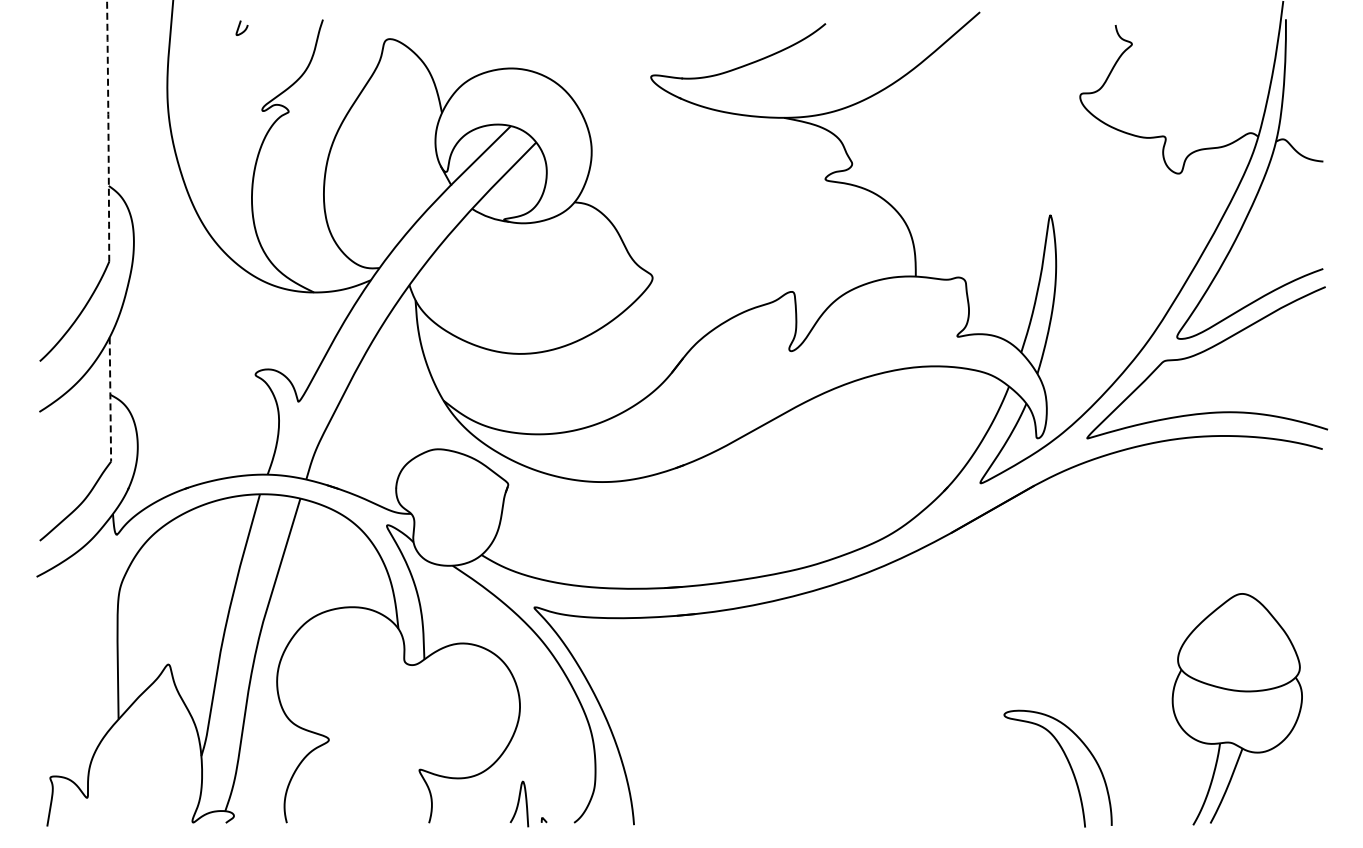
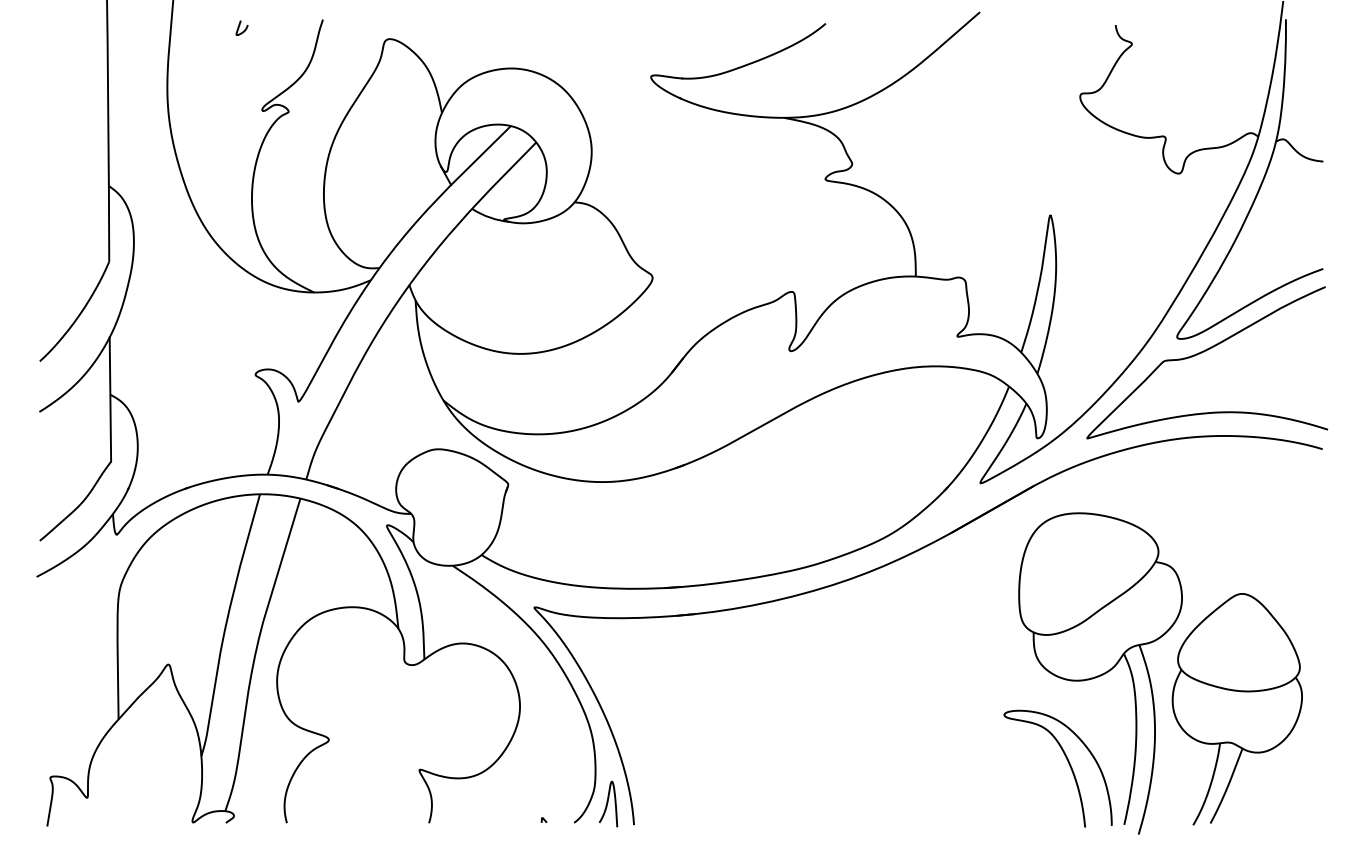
arc: dashed -> solid (108, 130)
line: dashed -> solid (110, 400)
part: none -> present (1100, 673)
curve position: (519, 803) -> (608, 803) (608, 803)
